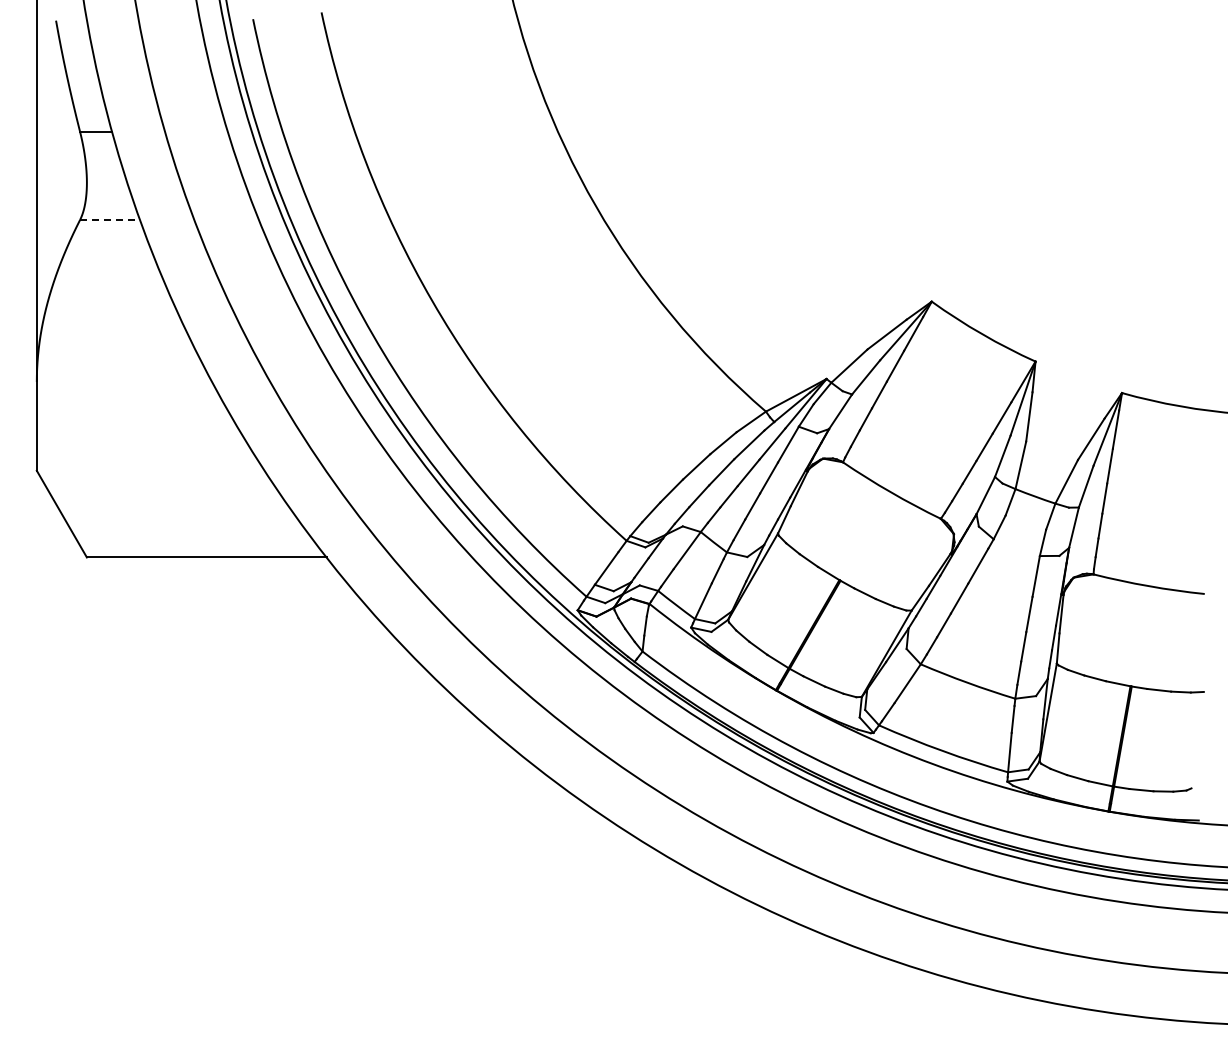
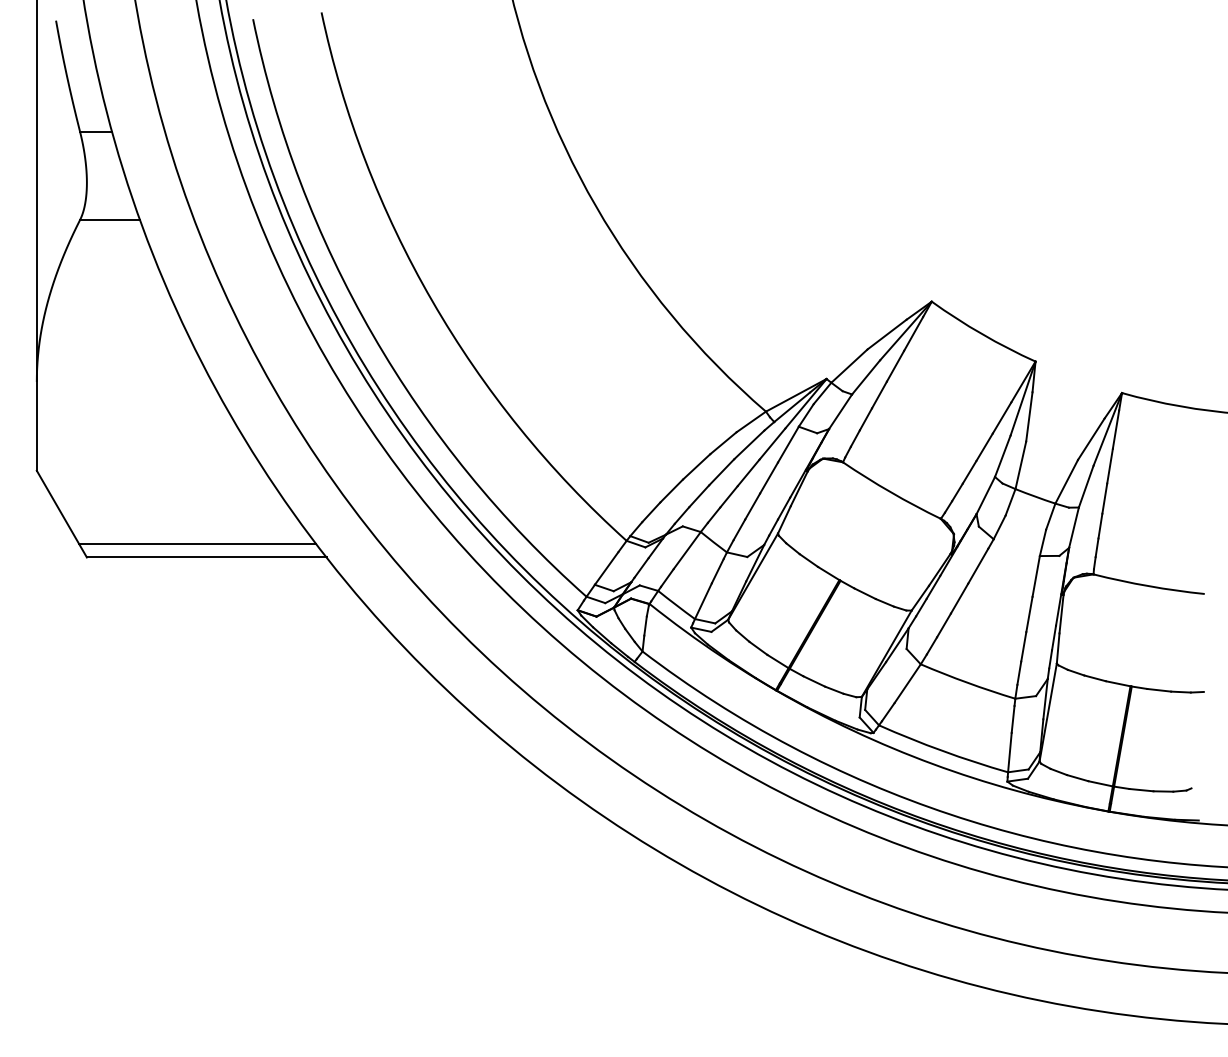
line: dashed -> solid (110, 220)
line: none -> present (197, 543)
